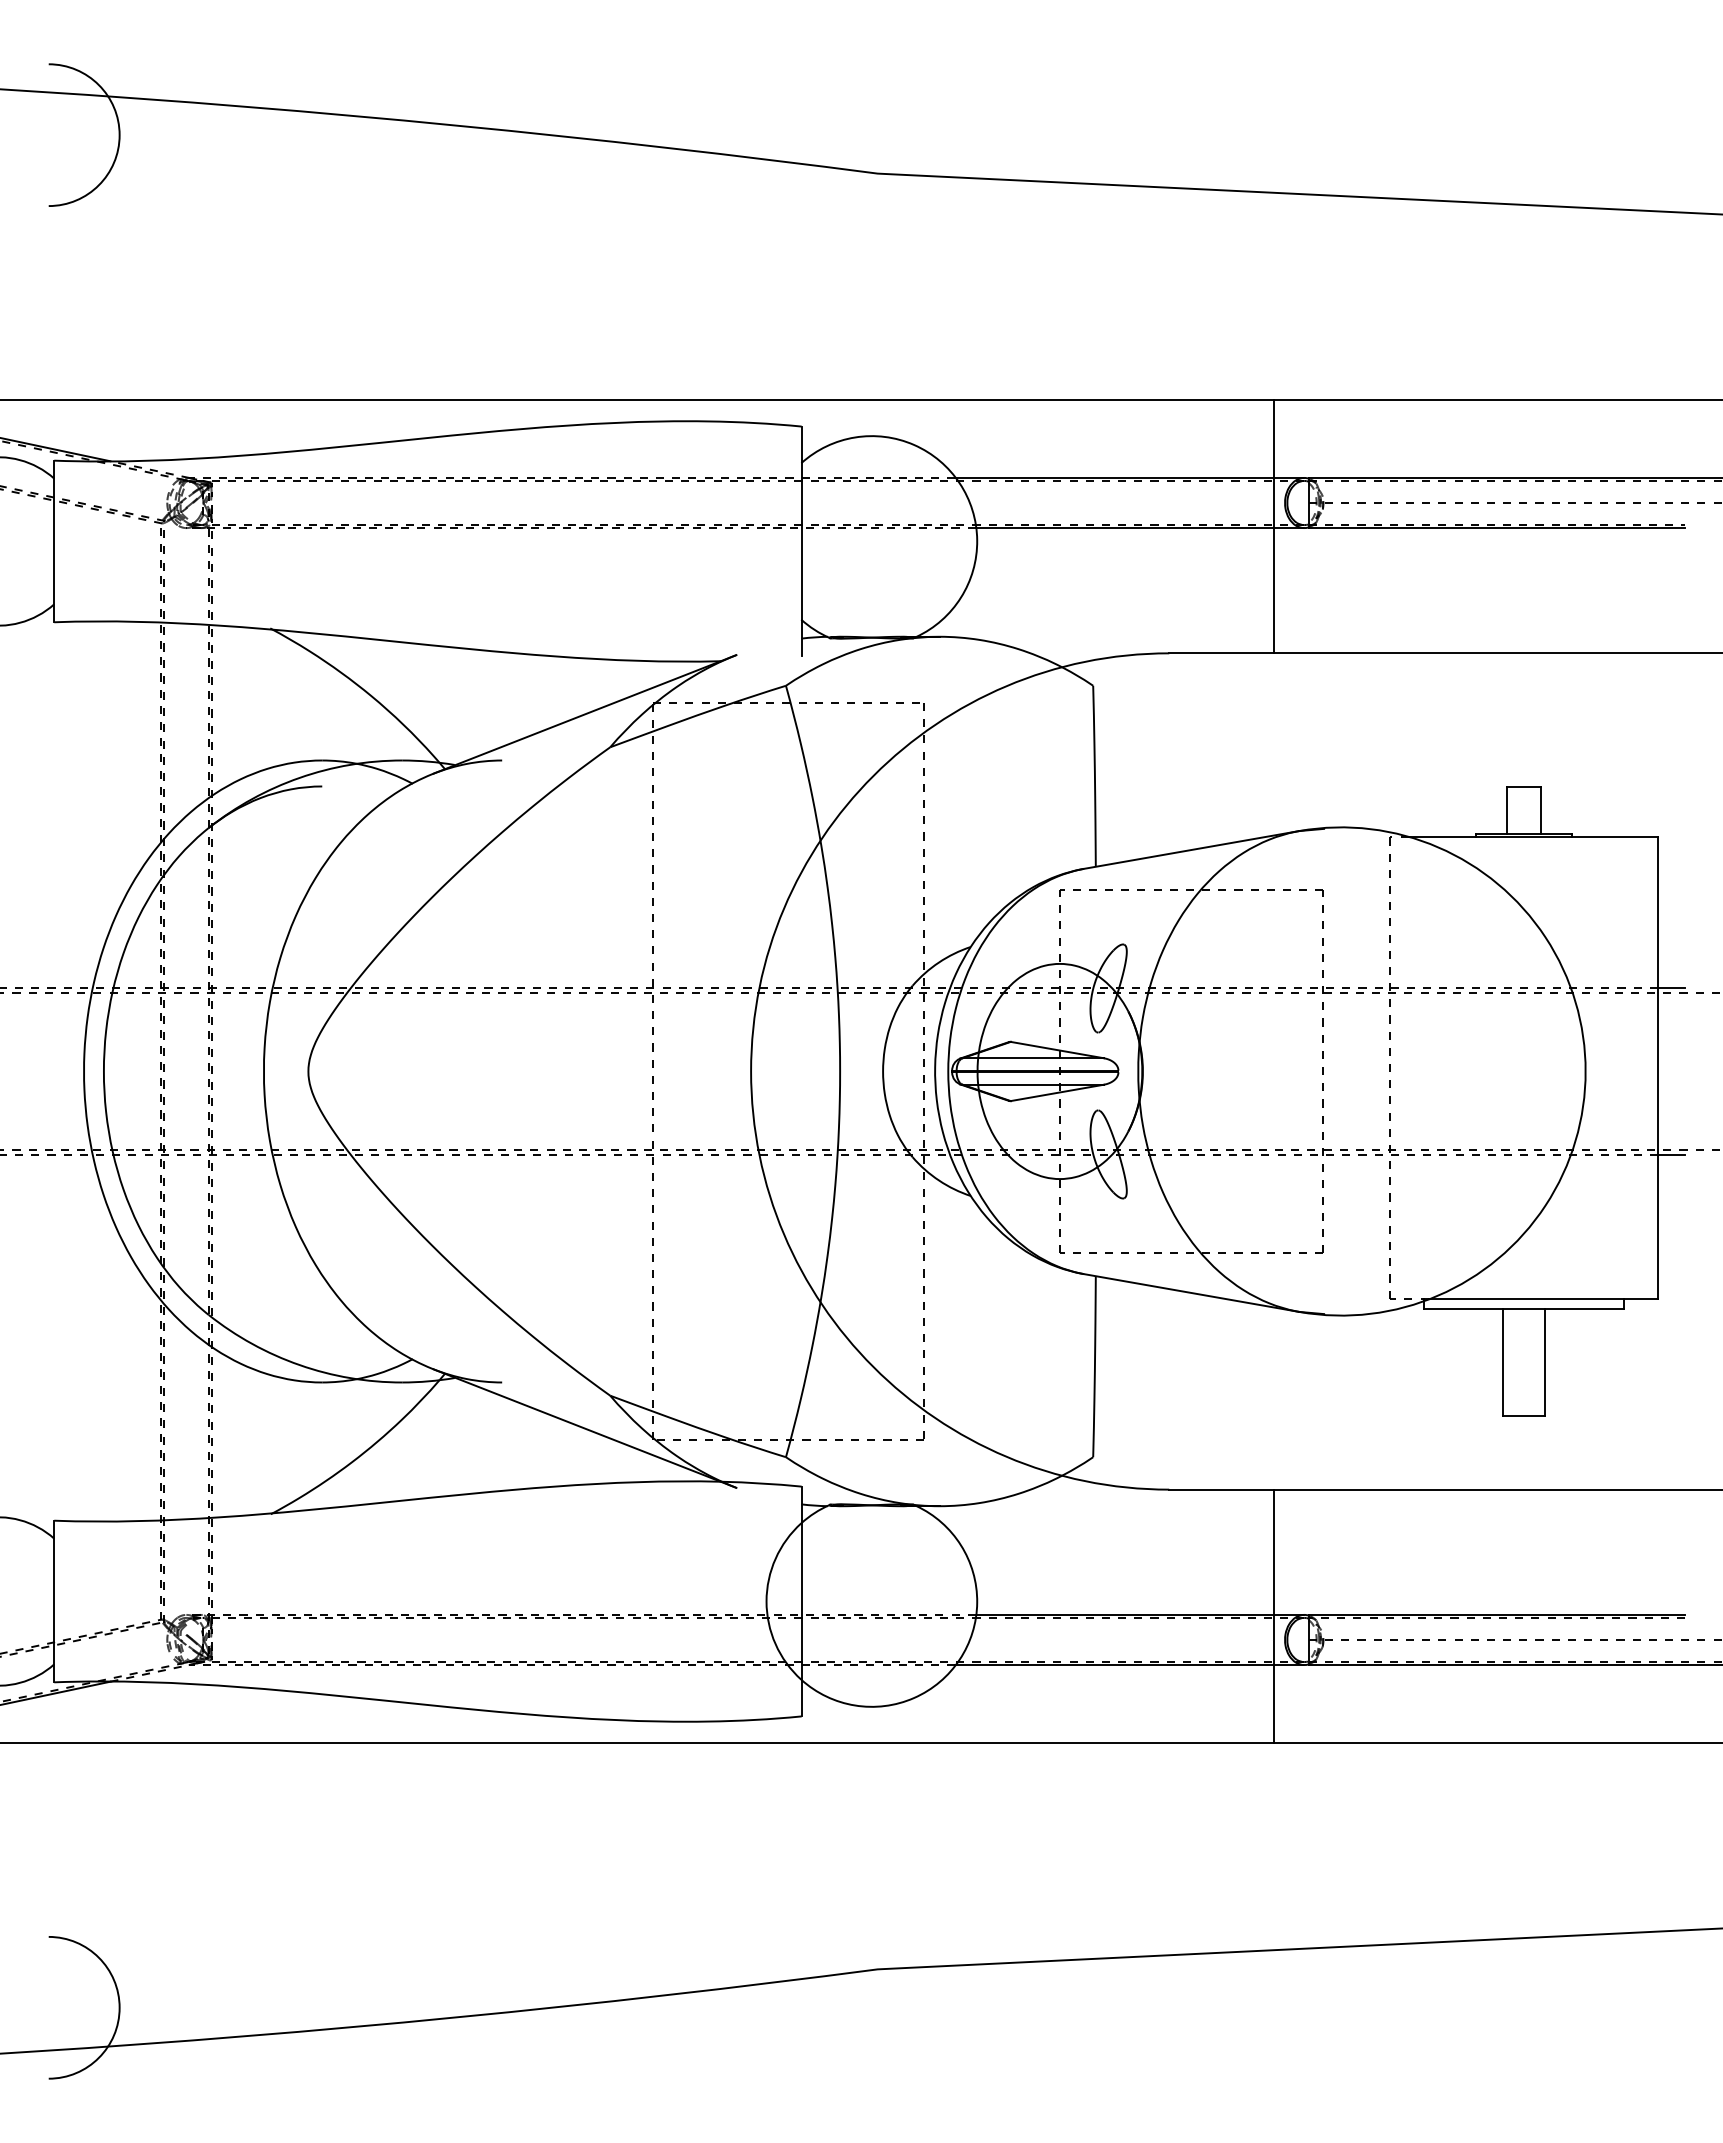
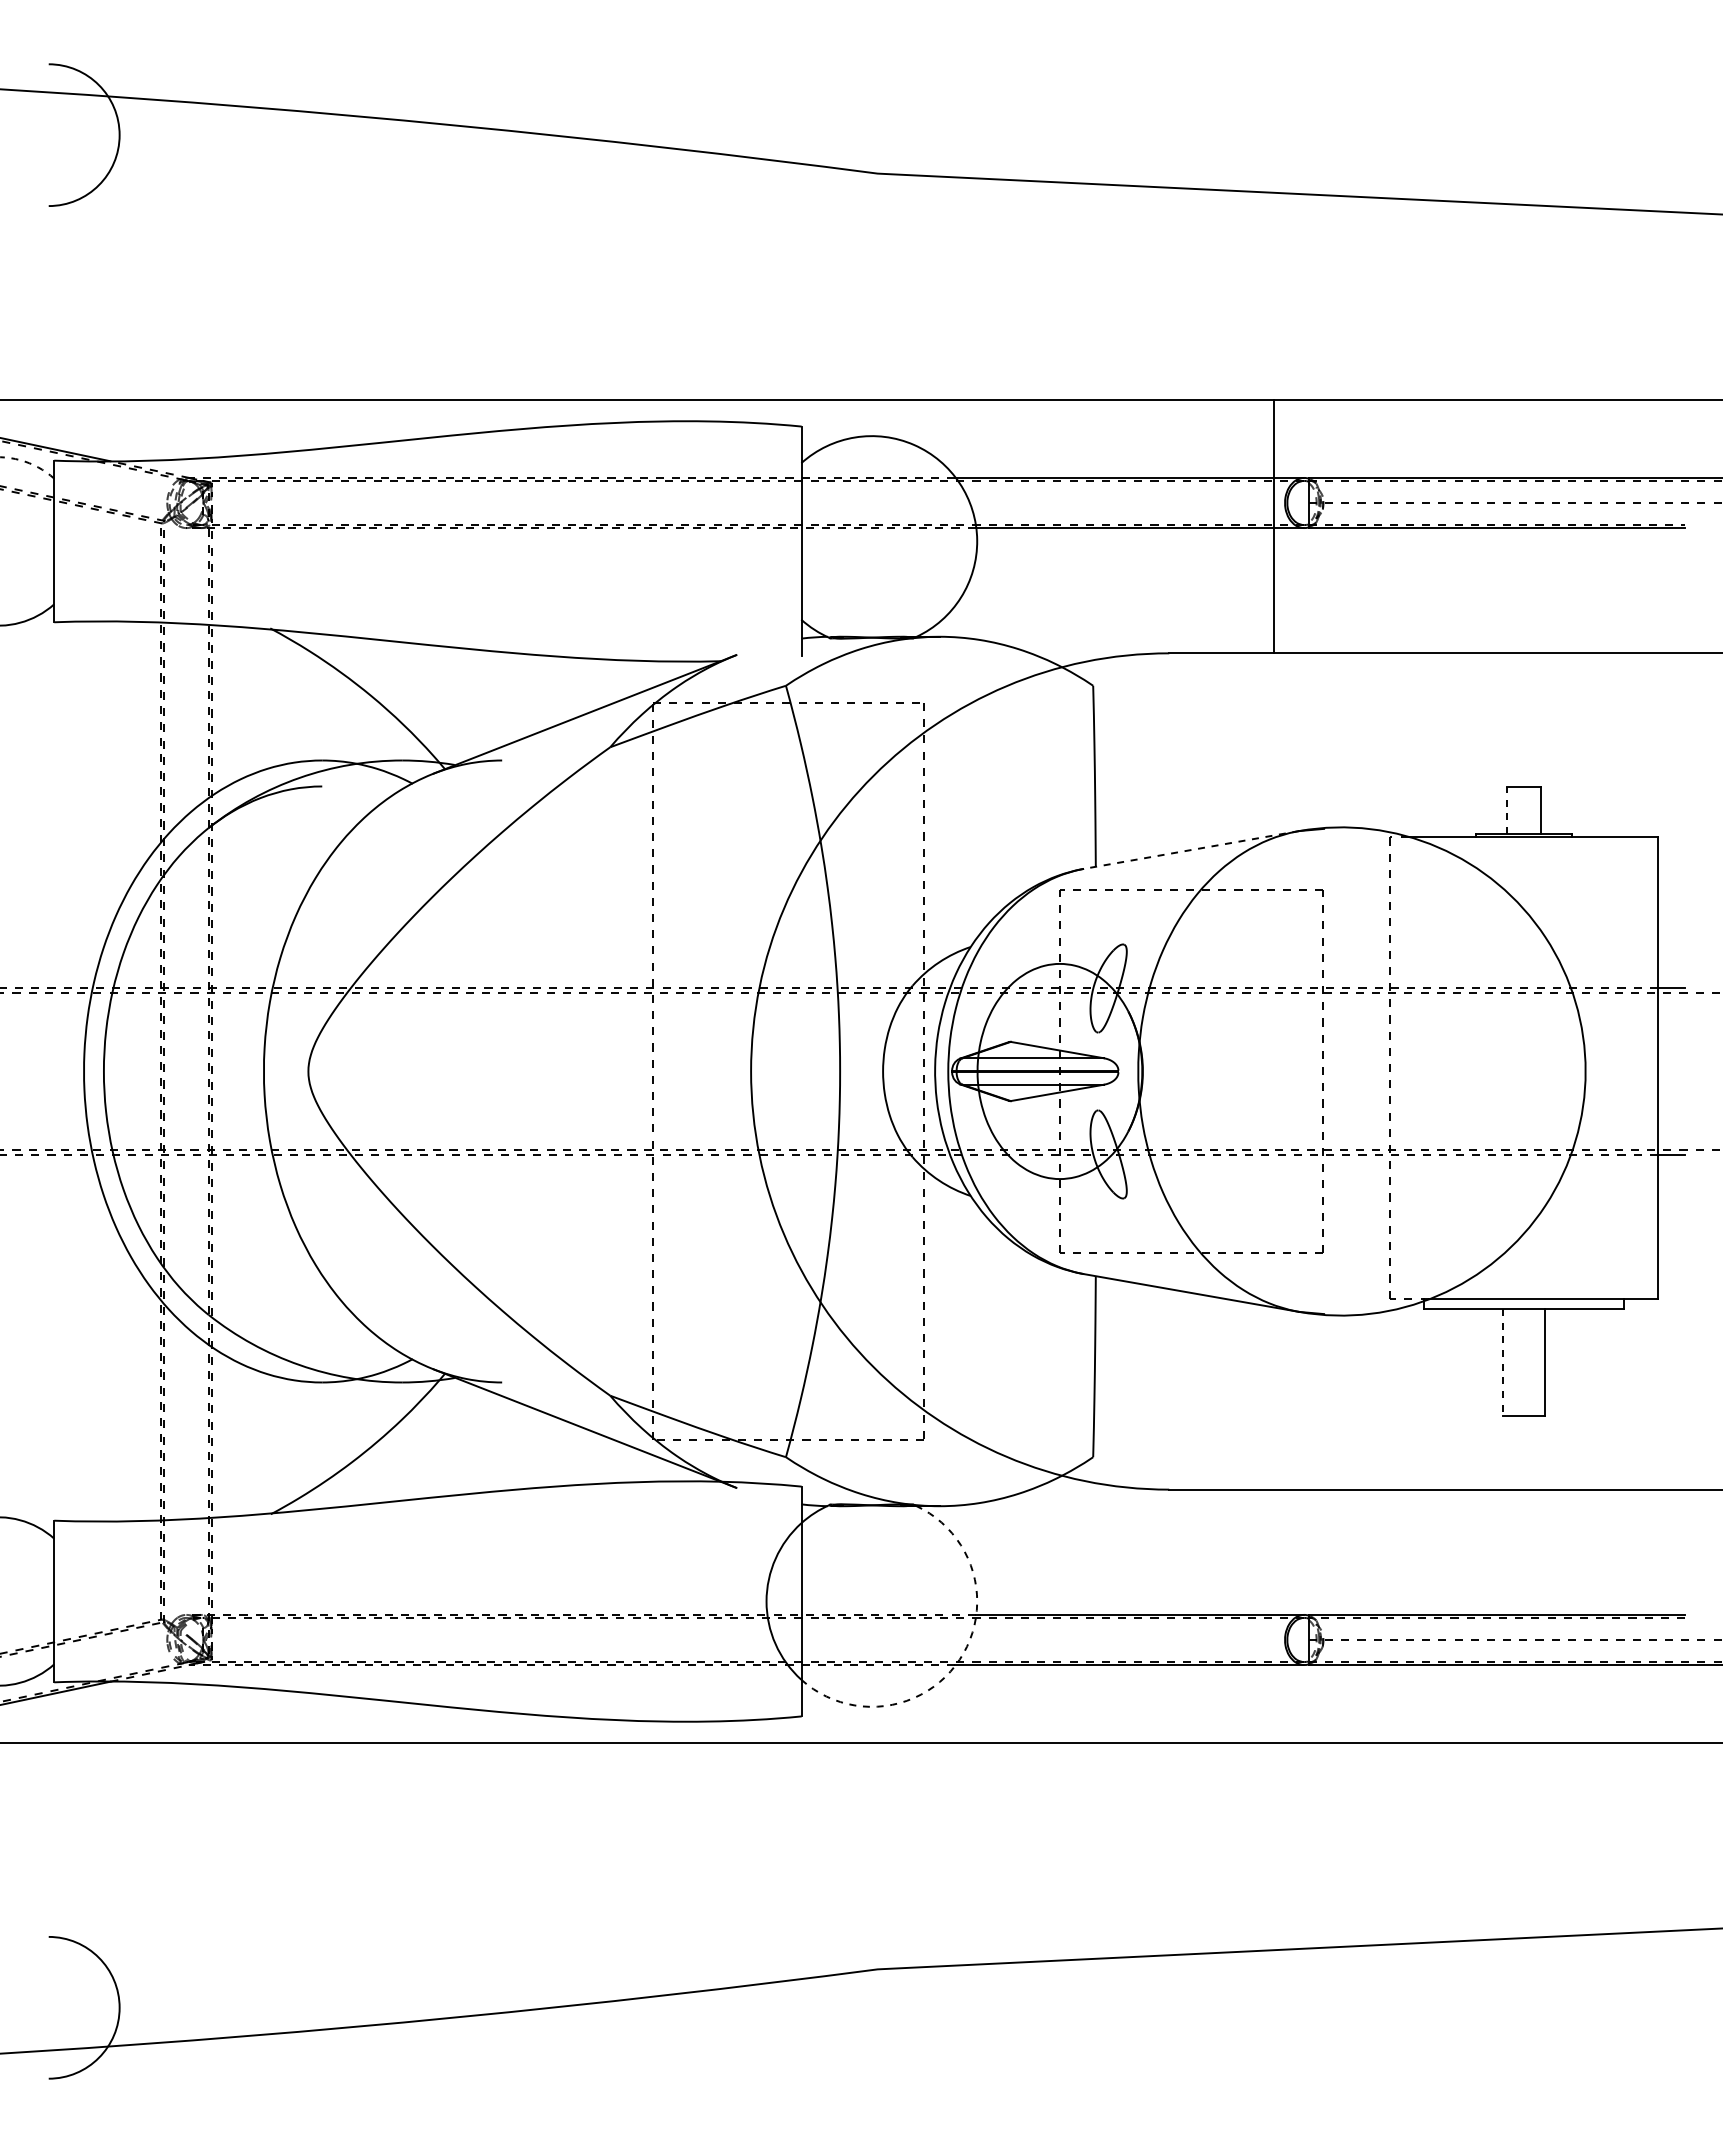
arc: solid -> dashed (29, 463)
line: solid -> dashed (1507, 810)
line: solid -> dashed (1191, 850)
line: solid -> dashed (1503, 1362)
line: present -> none (1274, 1616)
arc: solid -> dashed (959, 1659)
